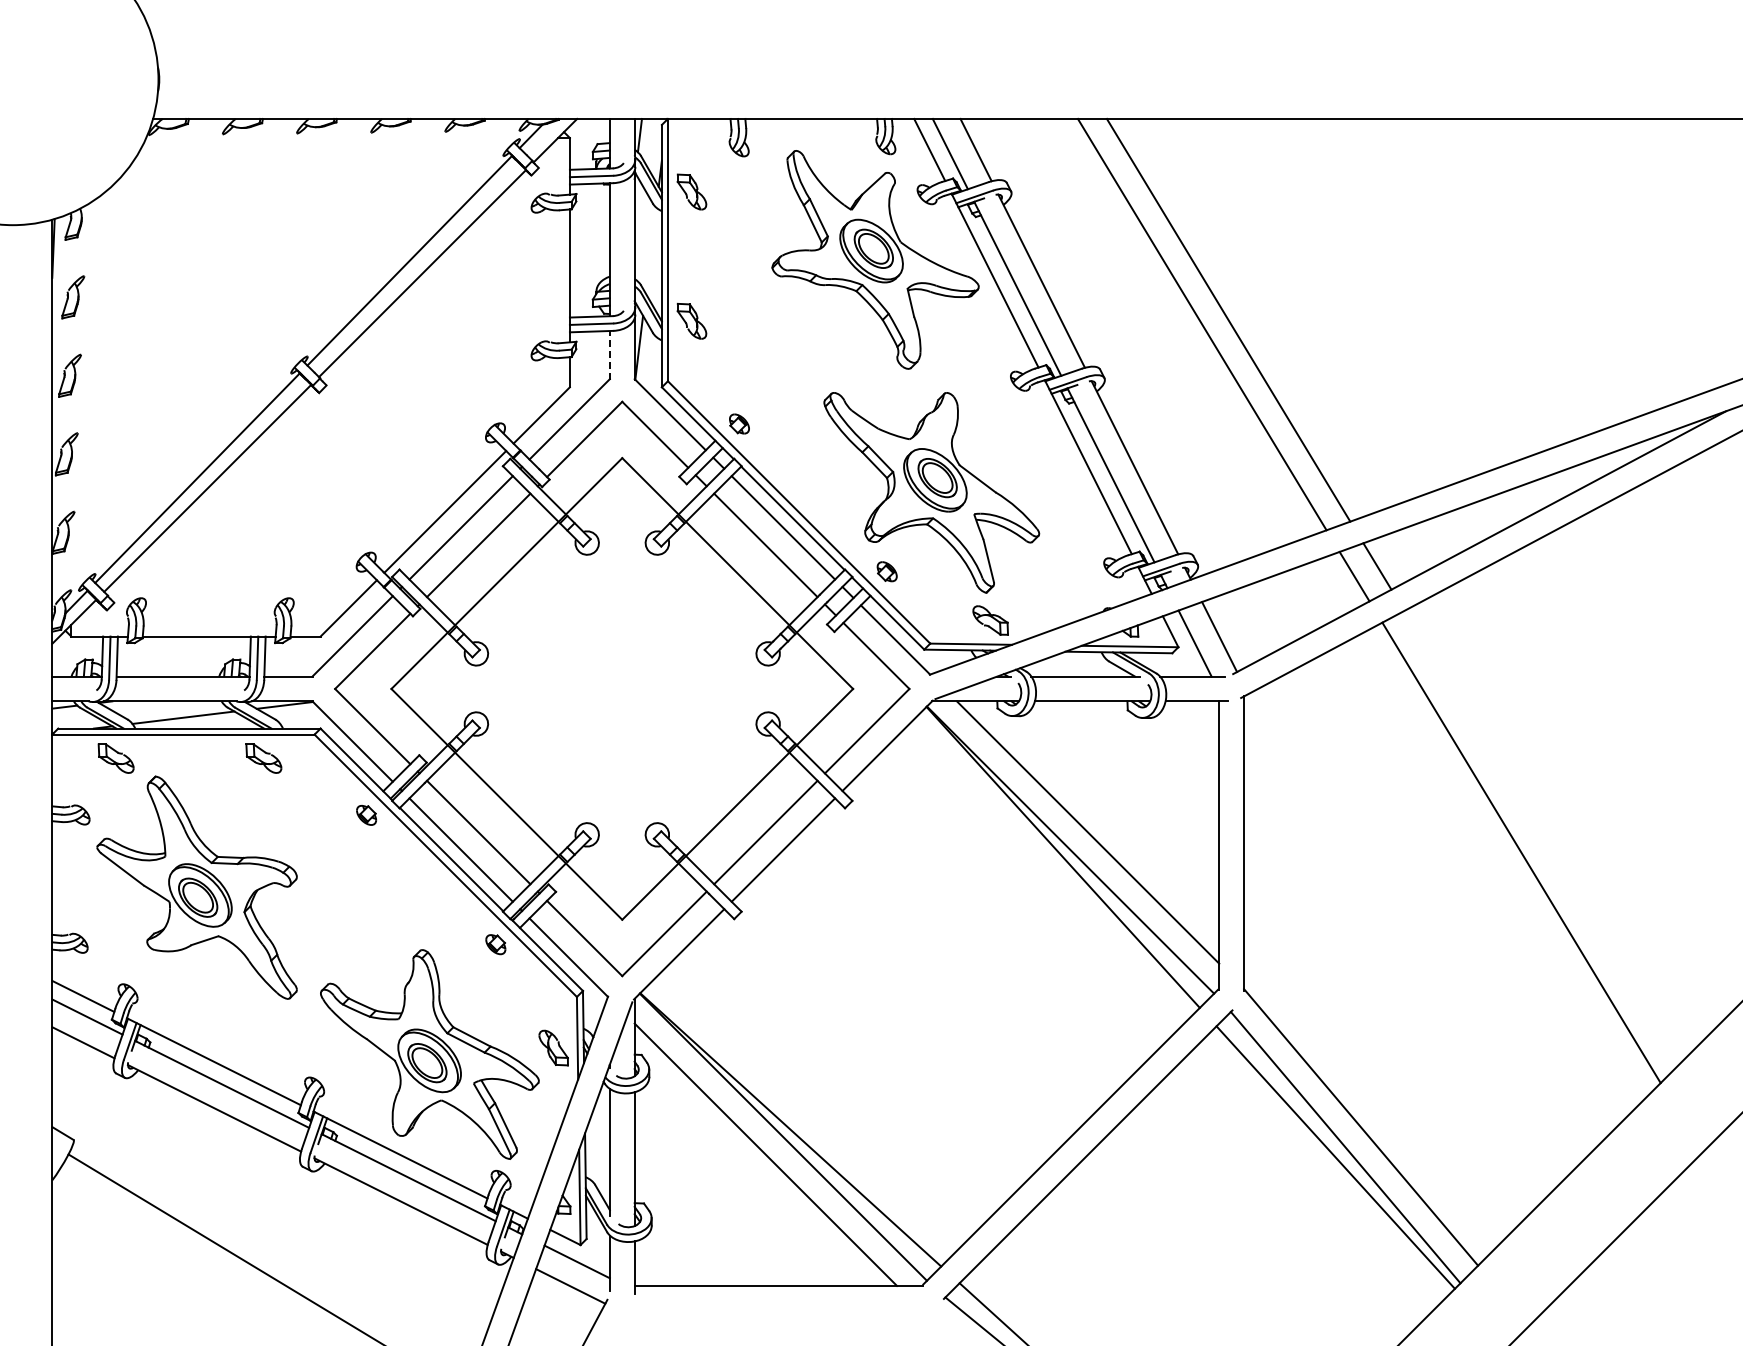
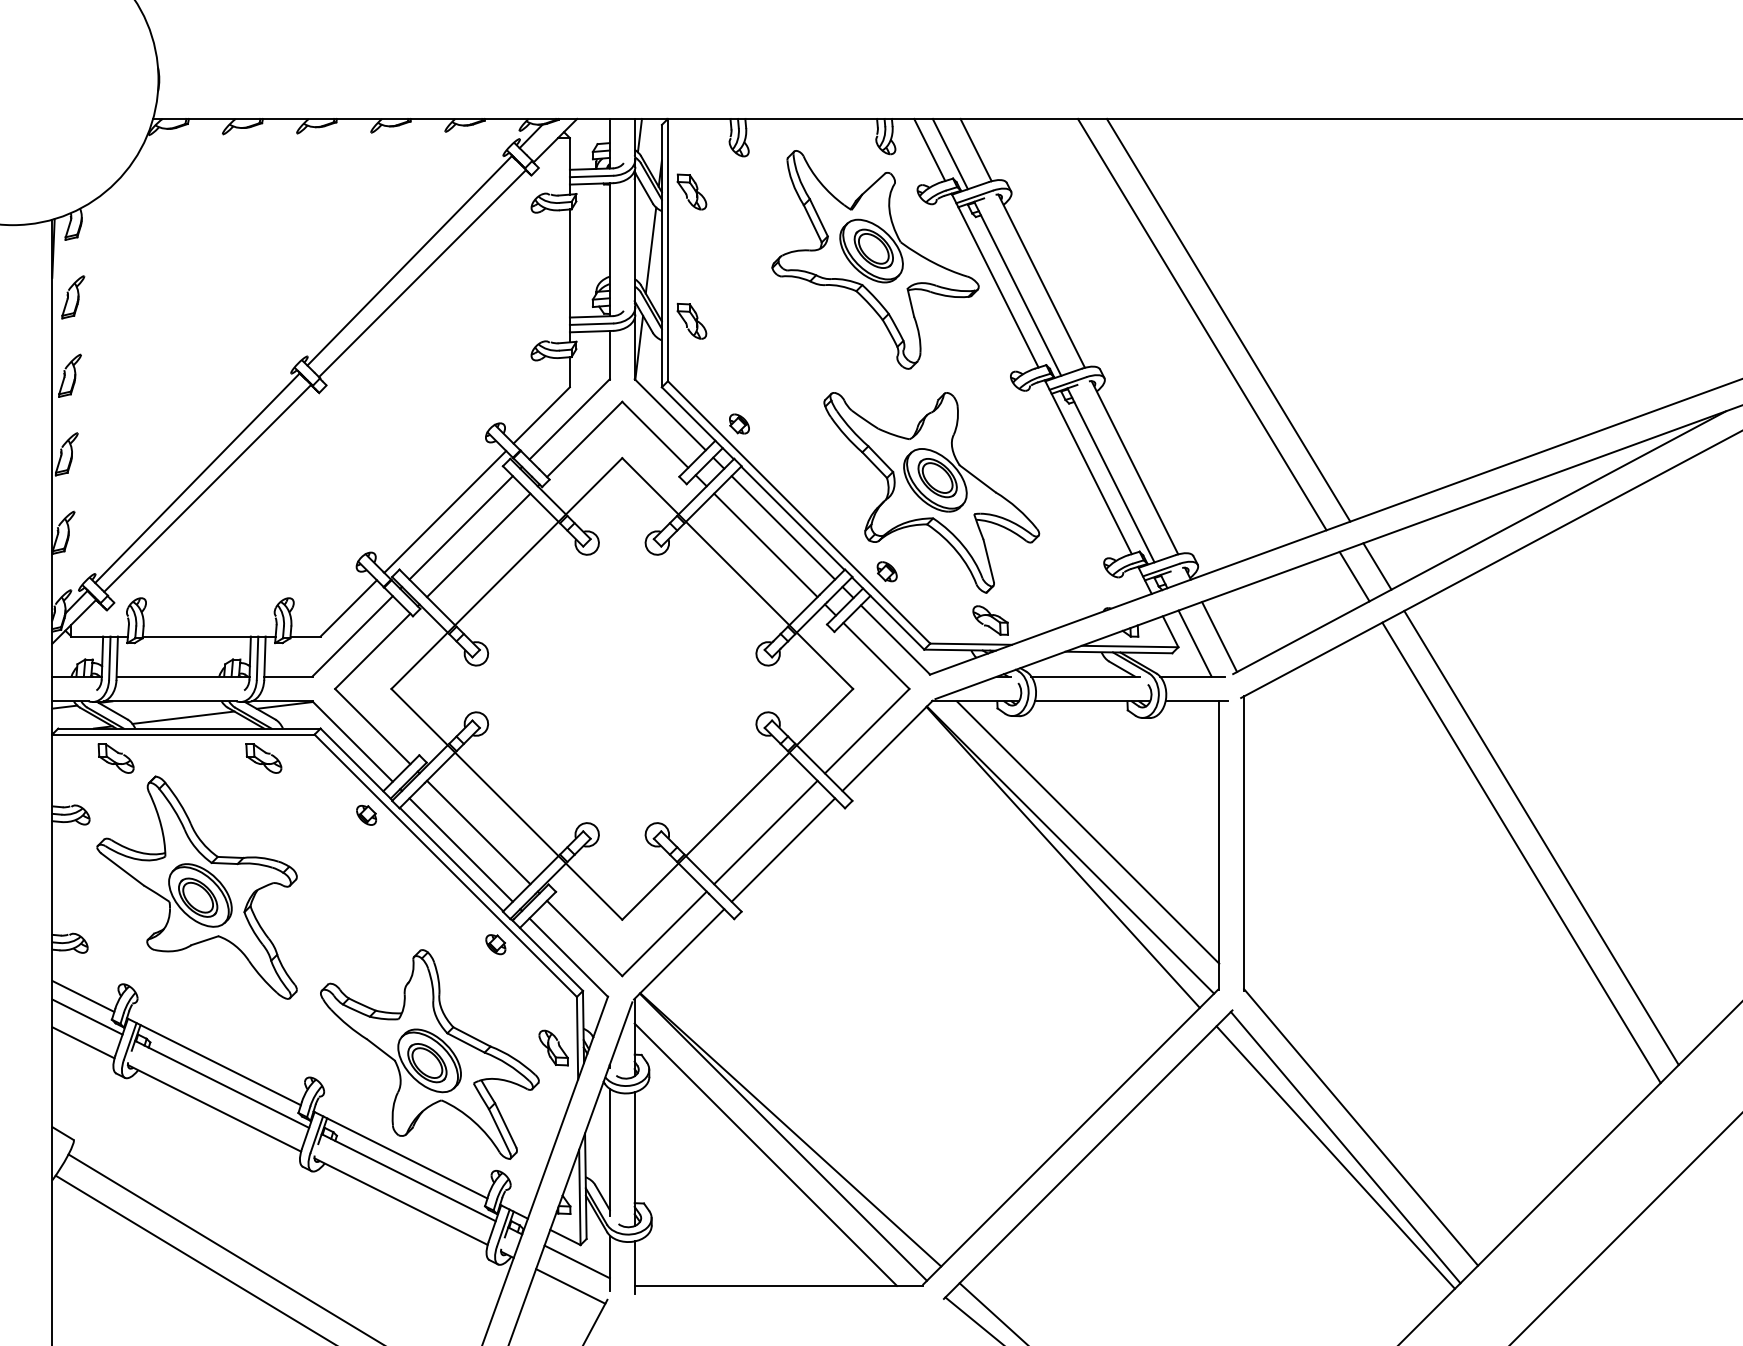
line: none -> present (650, 250)
line: dashed -> solid (609, 355)
line: none -> present (1541, 837)
line: none -> present (193, 1258)
